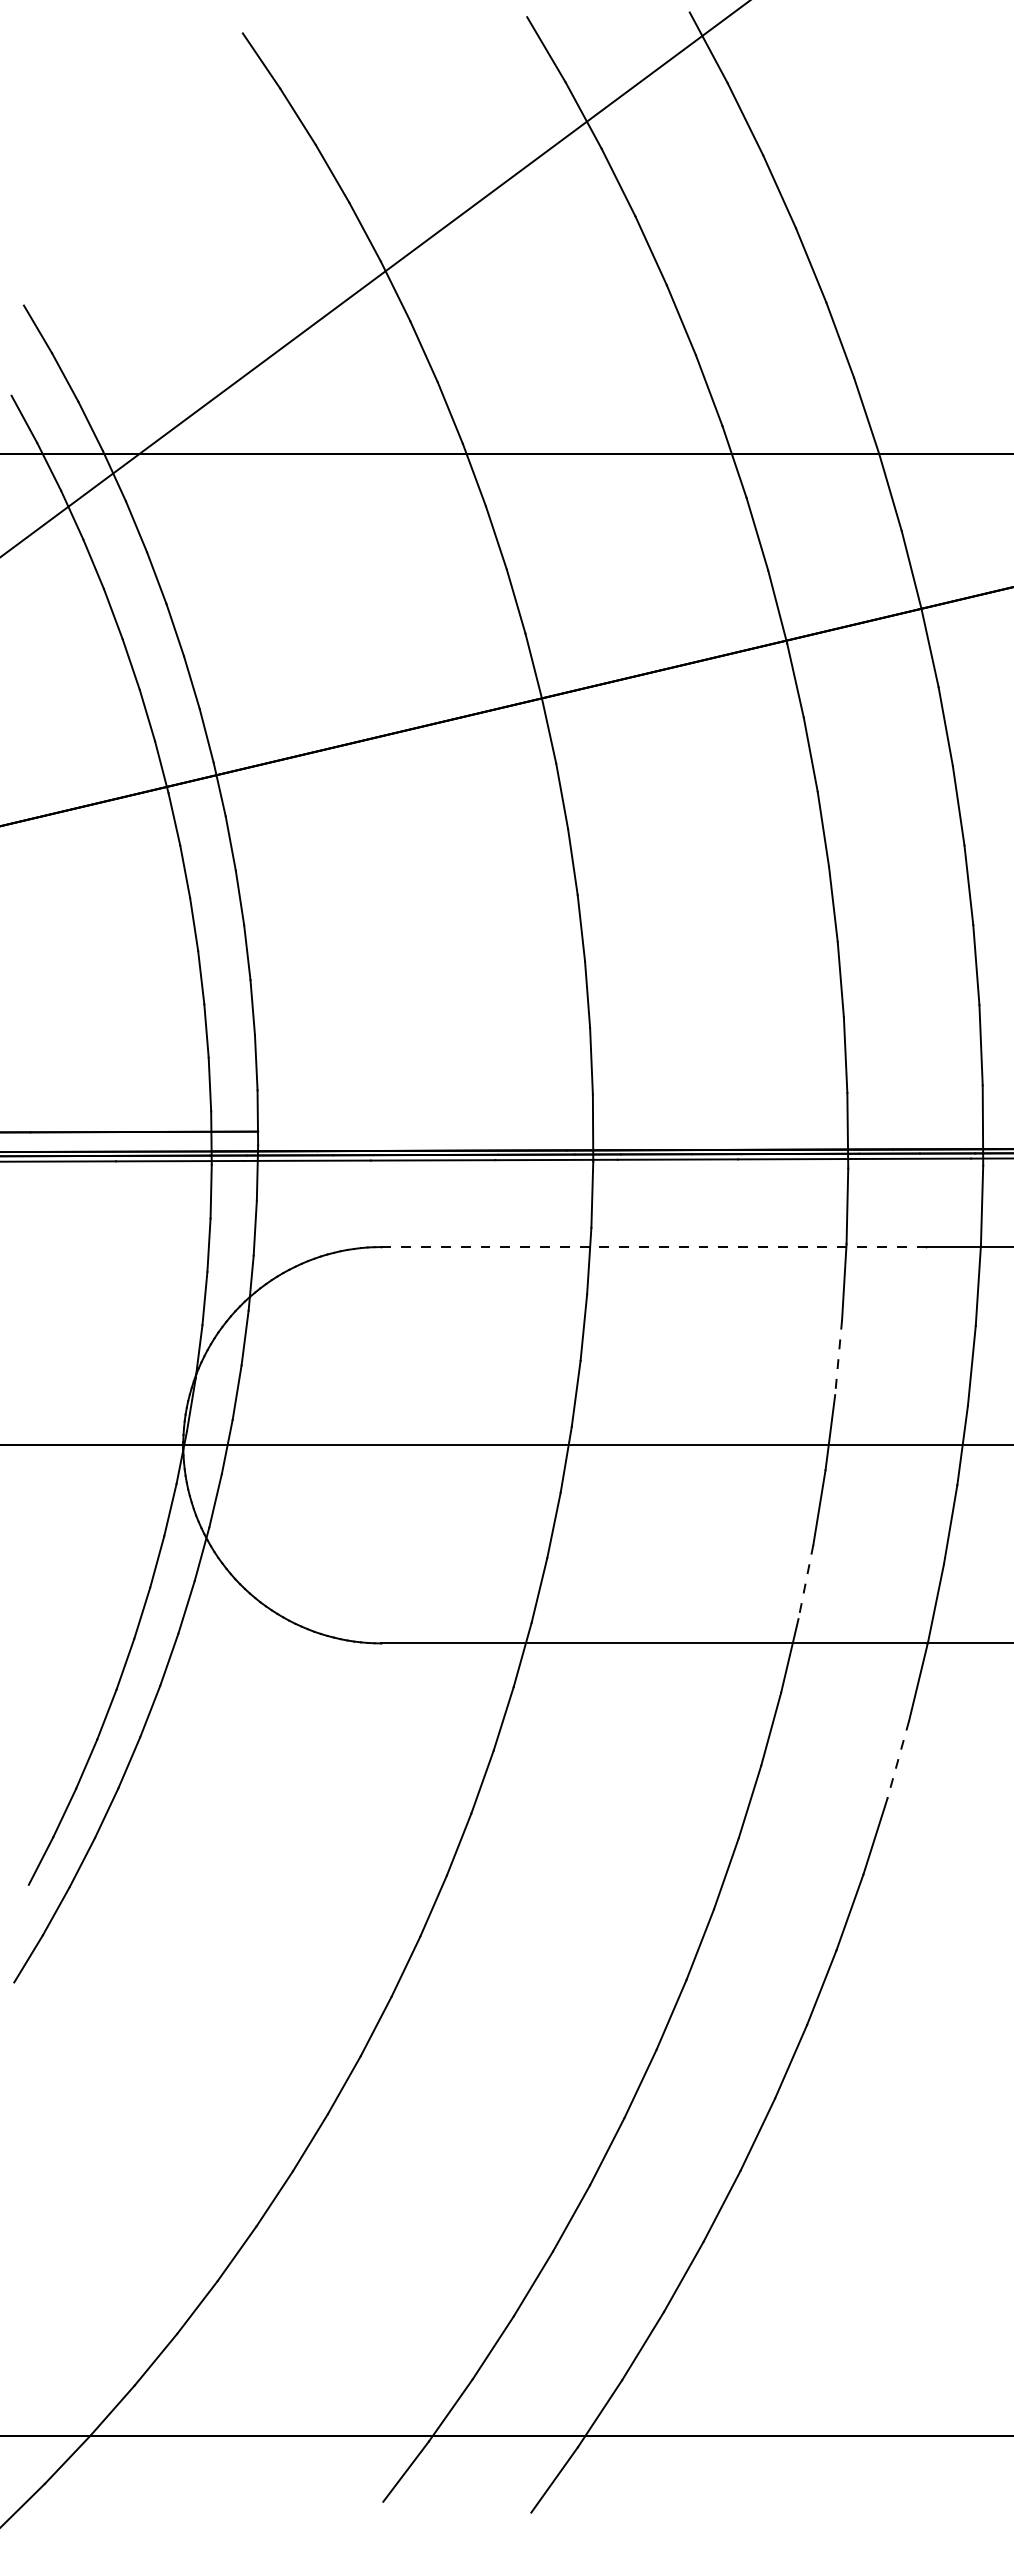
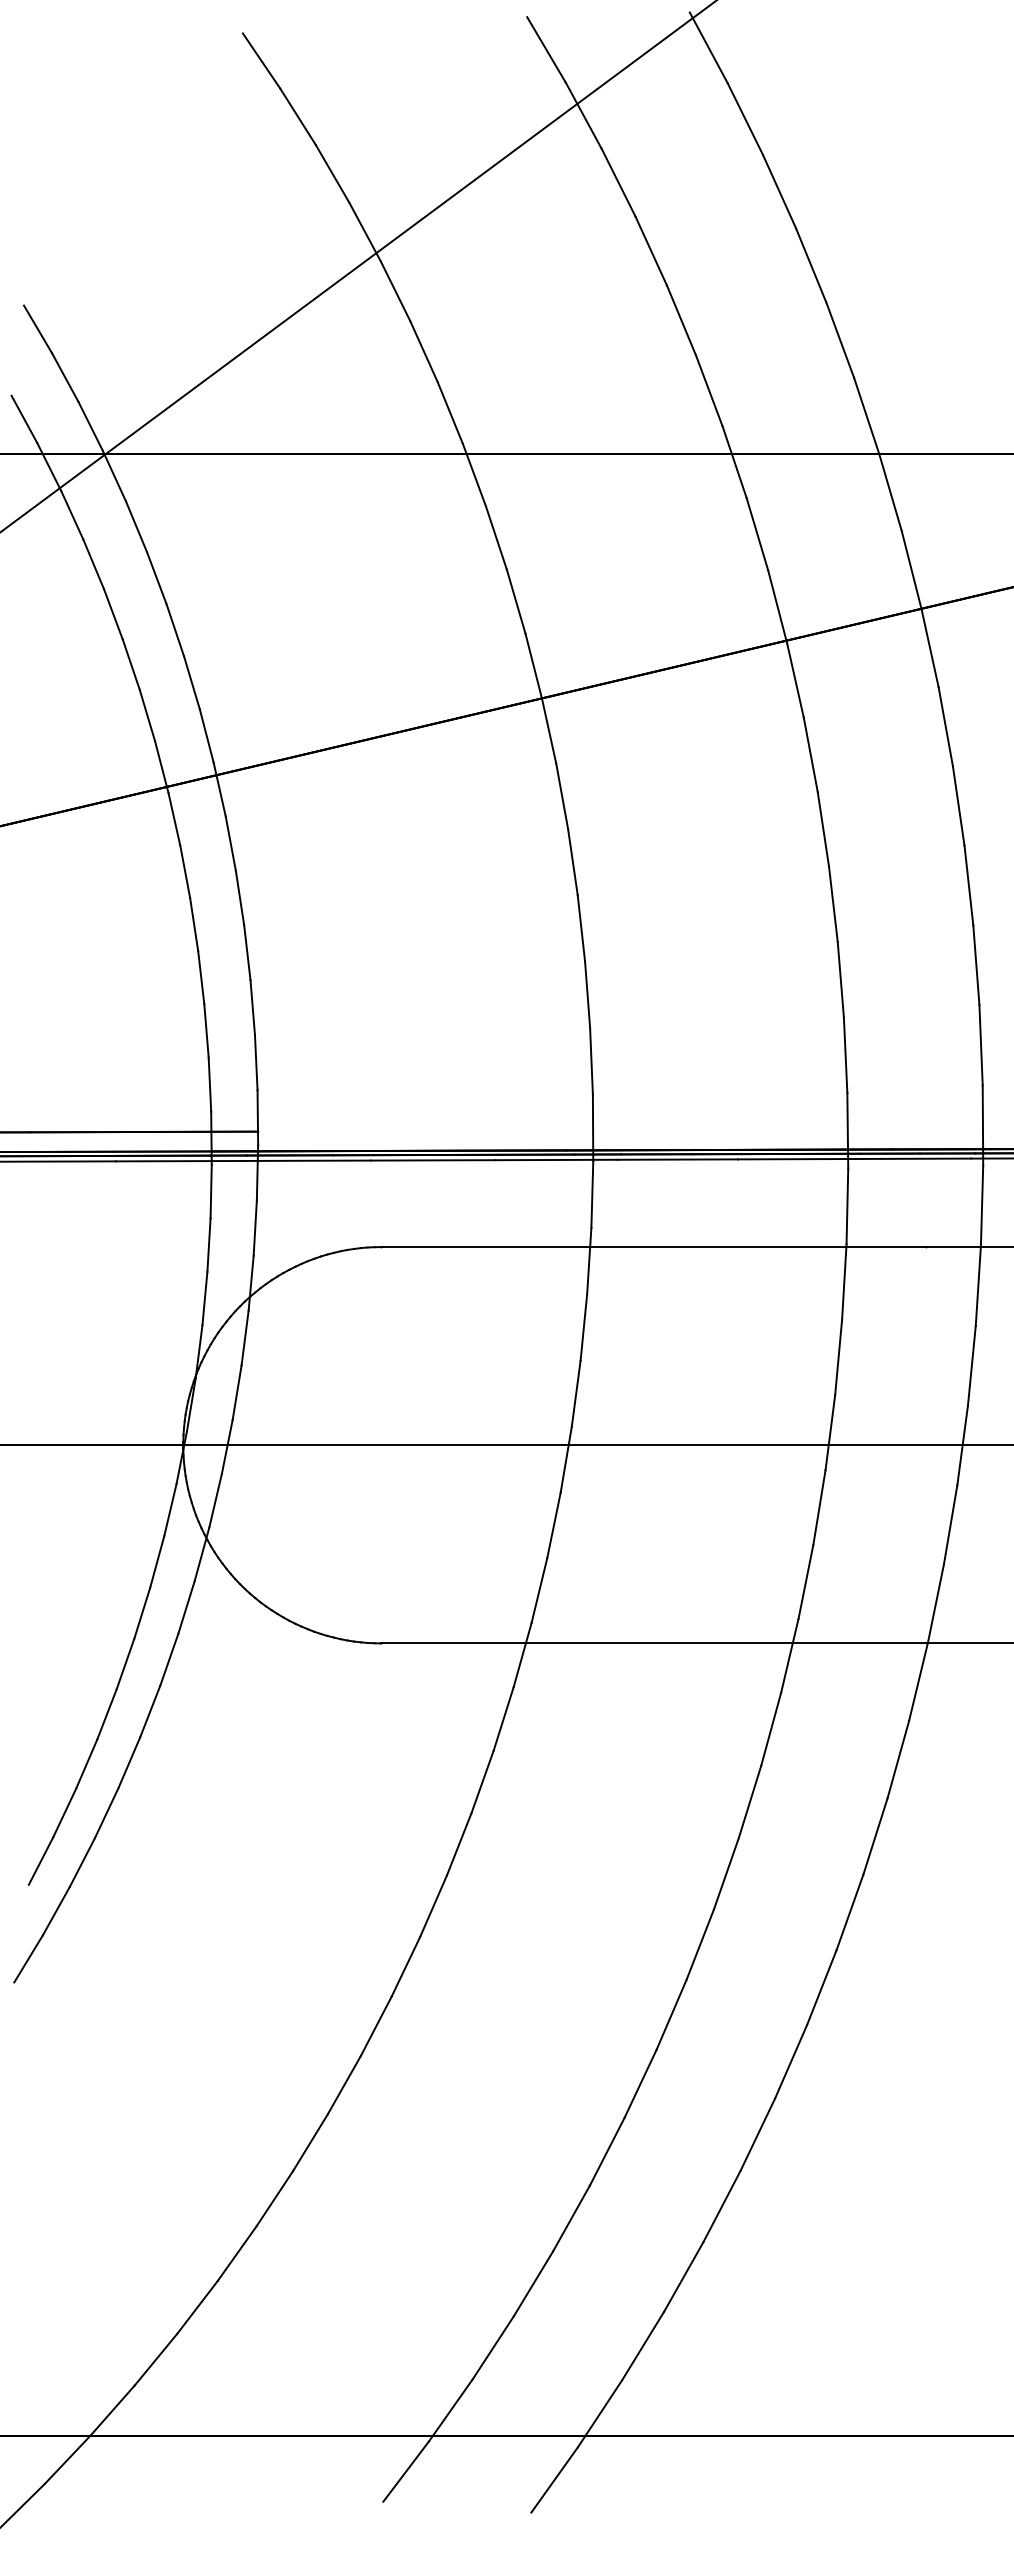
line position: (374, 278) -> (358, 266) (358, 266)
line: dashed -> solid (653, 1247)
line: dashed -> solid (838, 1357)
line: dashed -> solid (805, 1581)
line: dashed -> solid (898, 1760)
